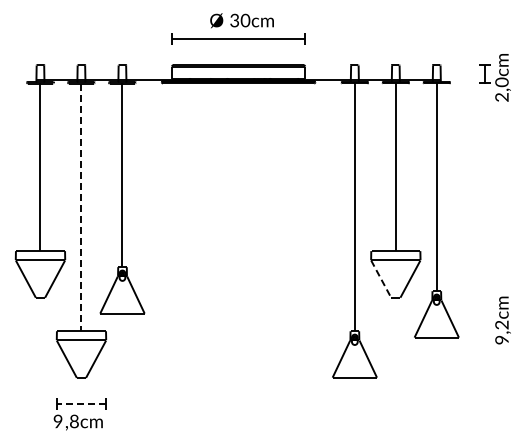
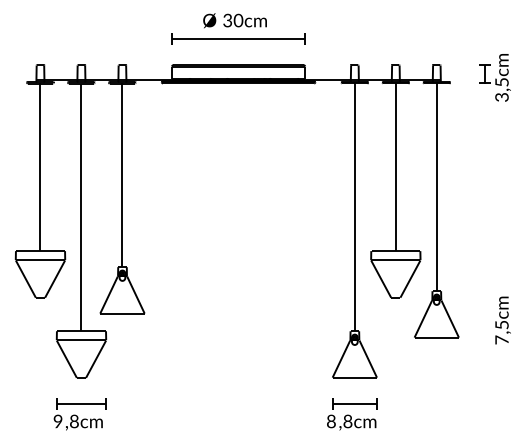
text position: (241, 20) -> (234, 20) (234, 20)
text: 2,0cm -> 3,5cm (501, 89)
line: dashed -> solid (81, 207)
line: dashed -> solid (381, 279)
text: 9,2cm -> 7,5cm (501, 332)
line: dashed -> solid (81, 404)
part: none -> present (352, 414)
